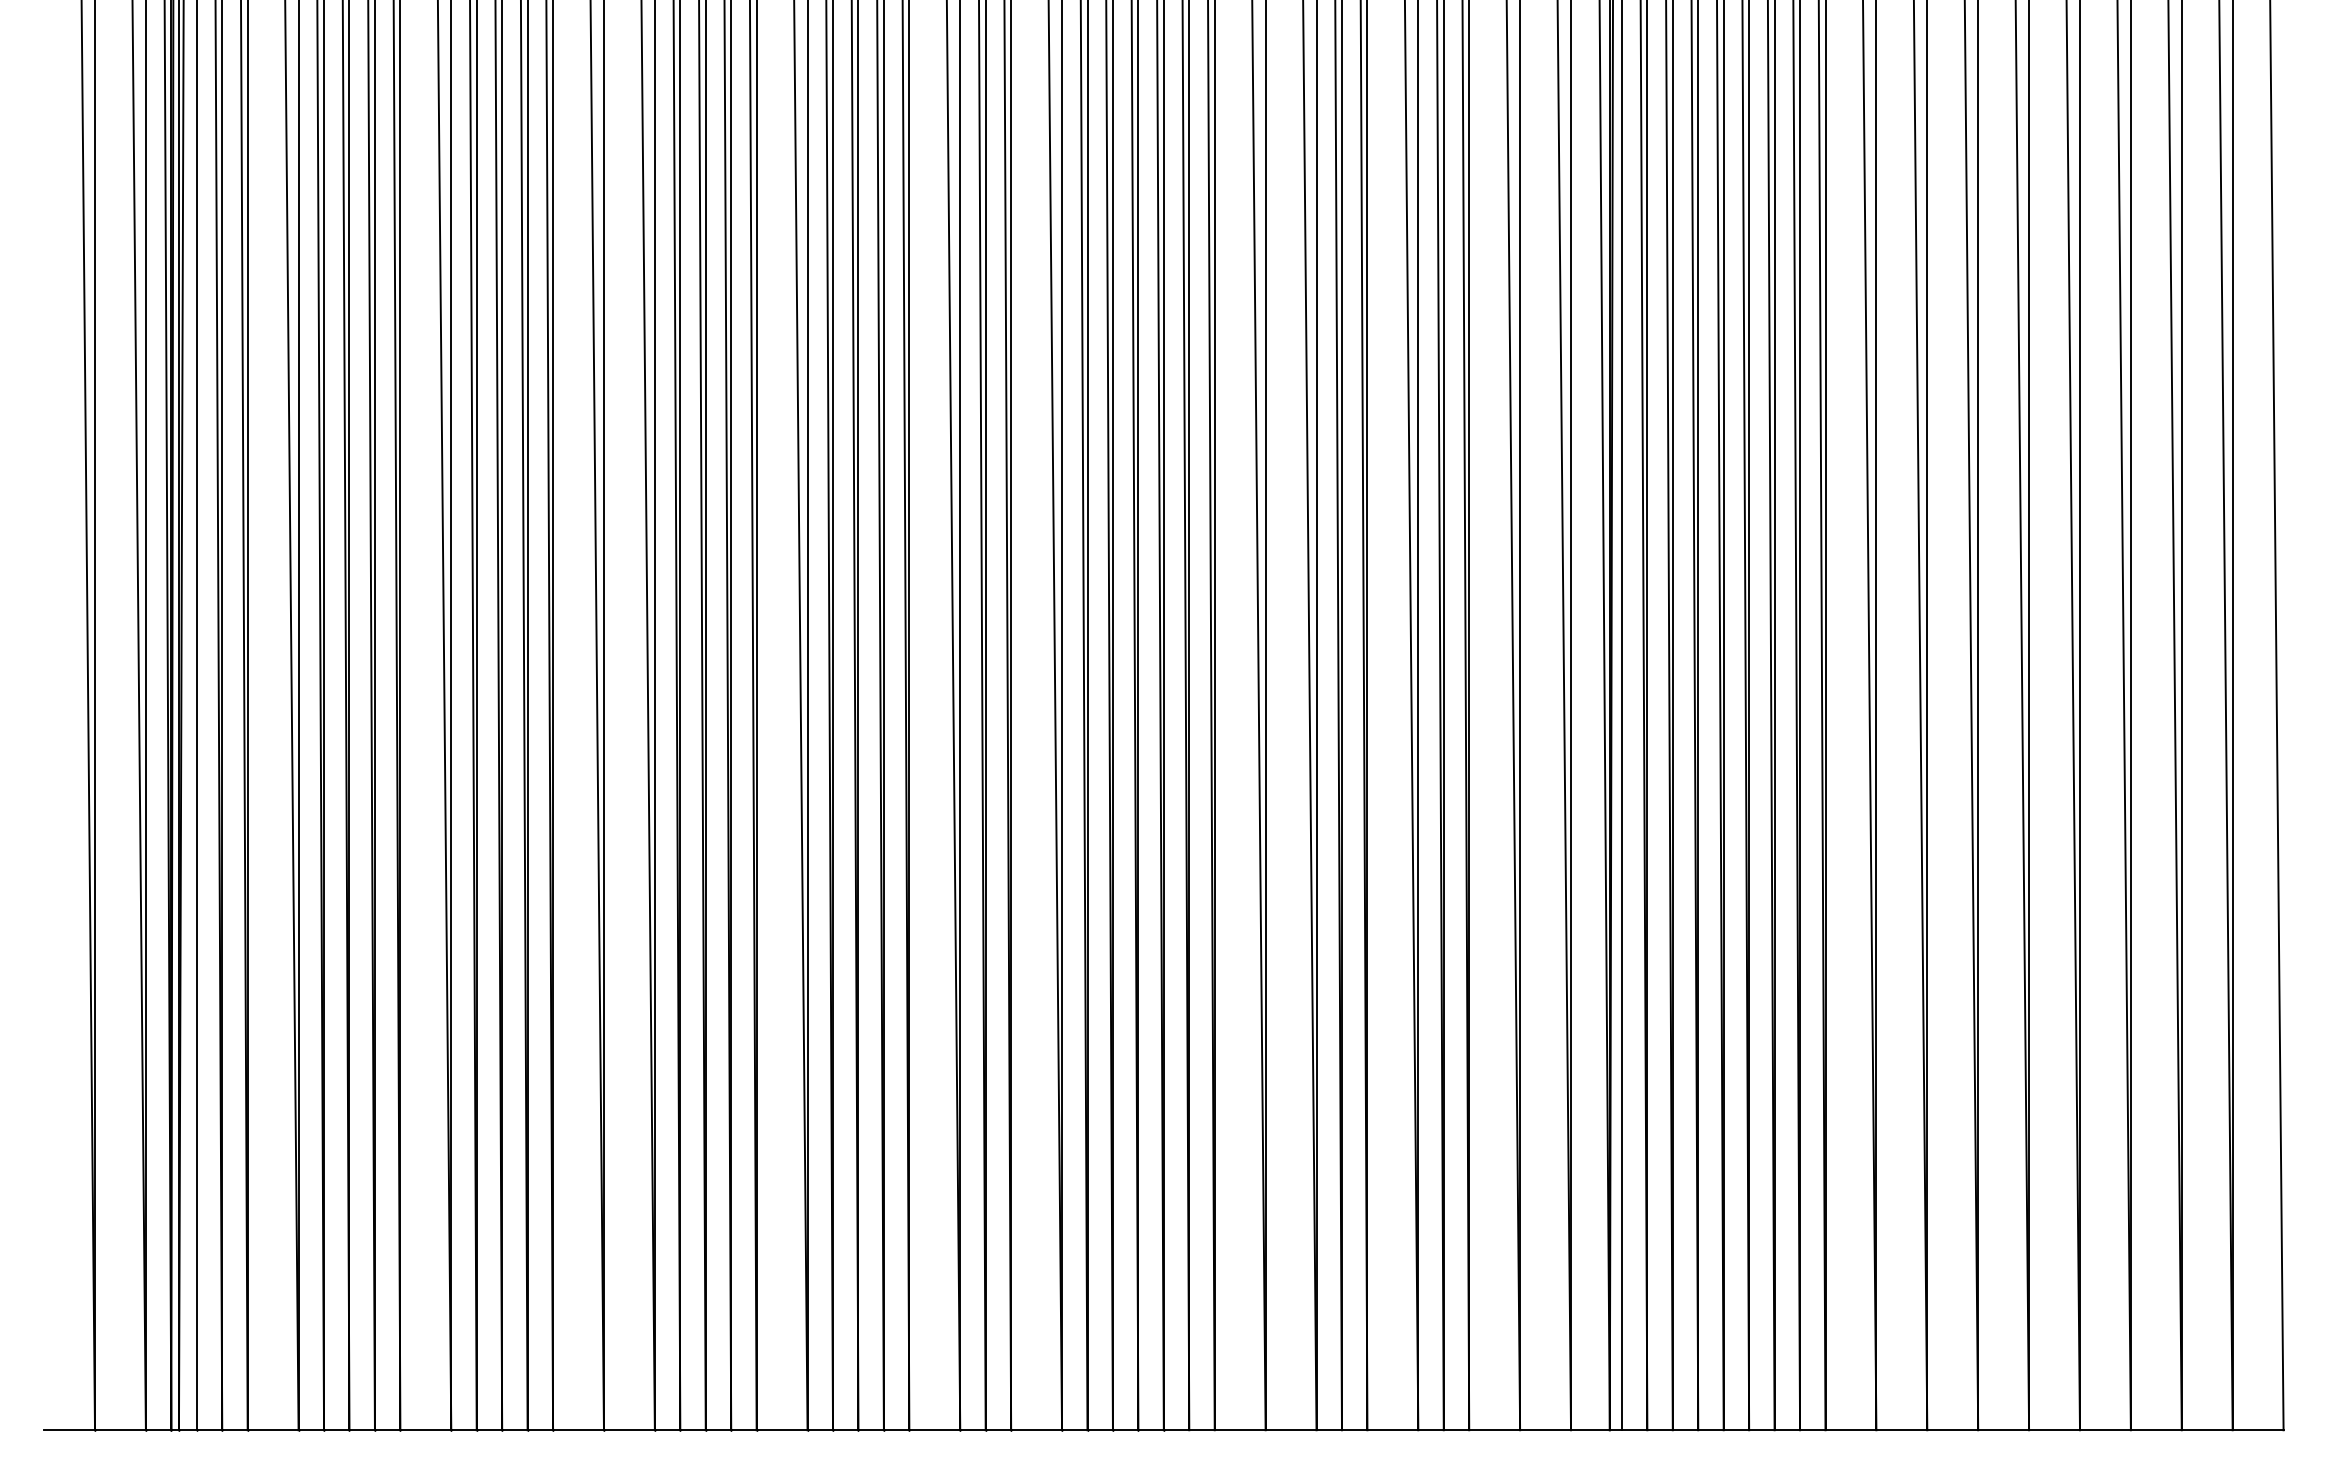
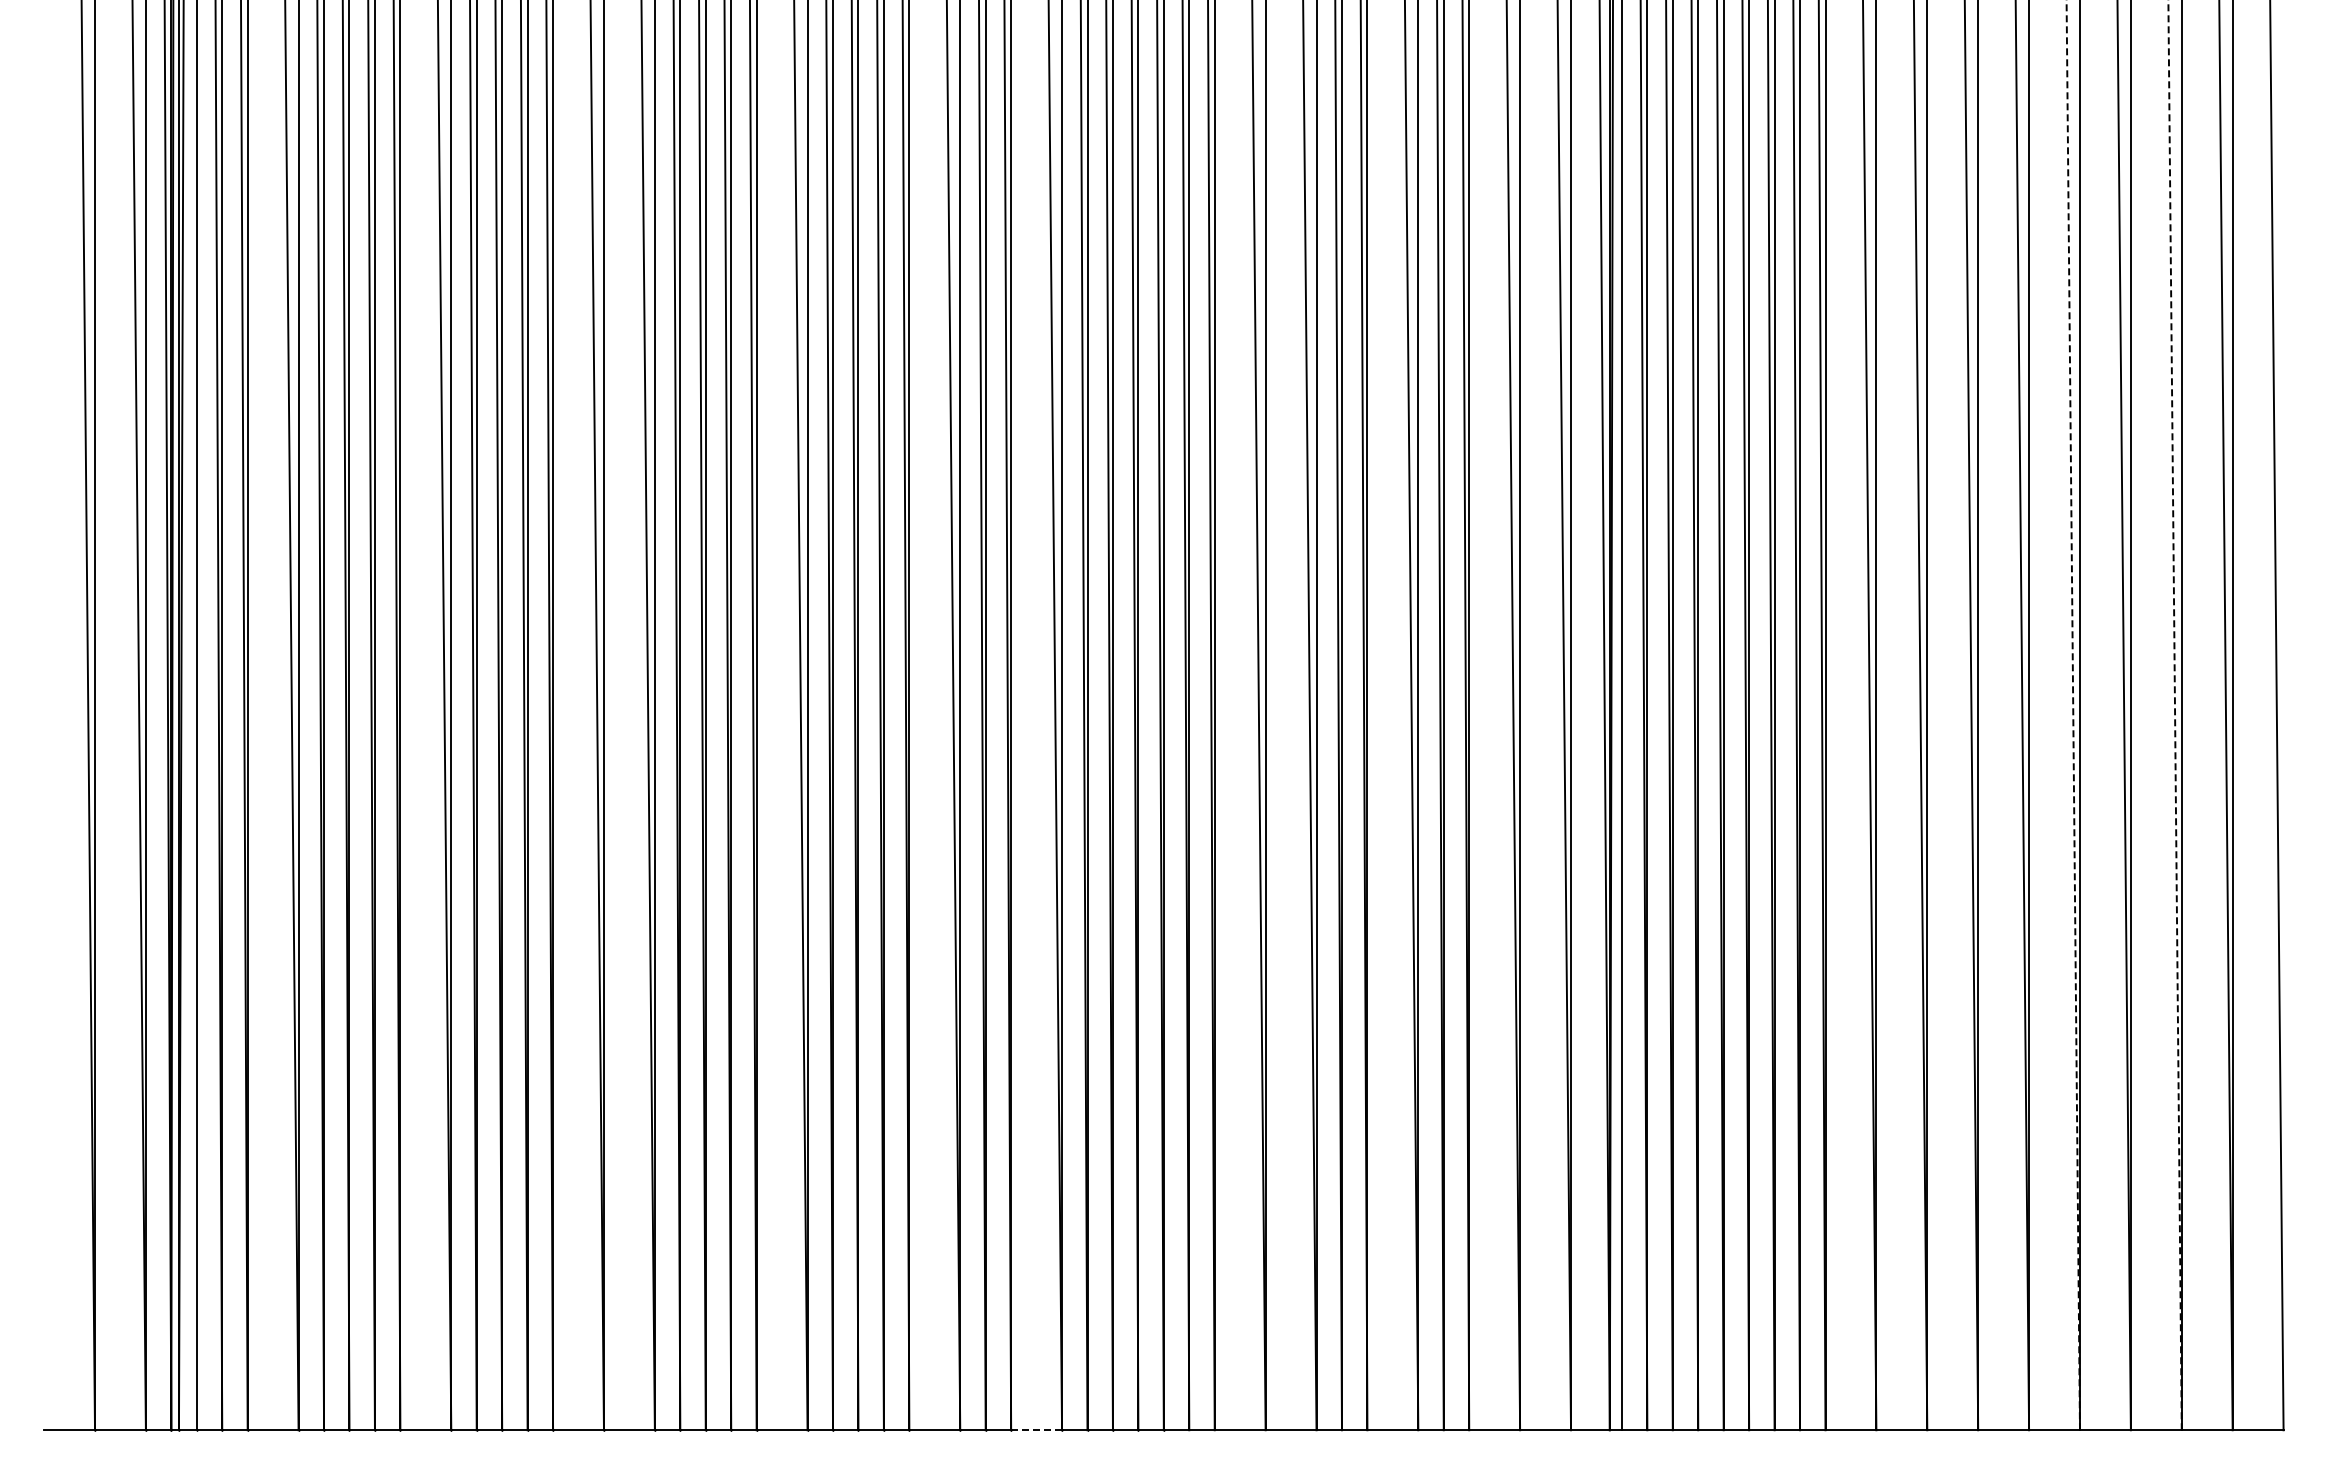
line: solid -> dashed (2073, 715)
line: solid -> dashed (2175, 715)
line: solid -> dashed (1037, 1430)
